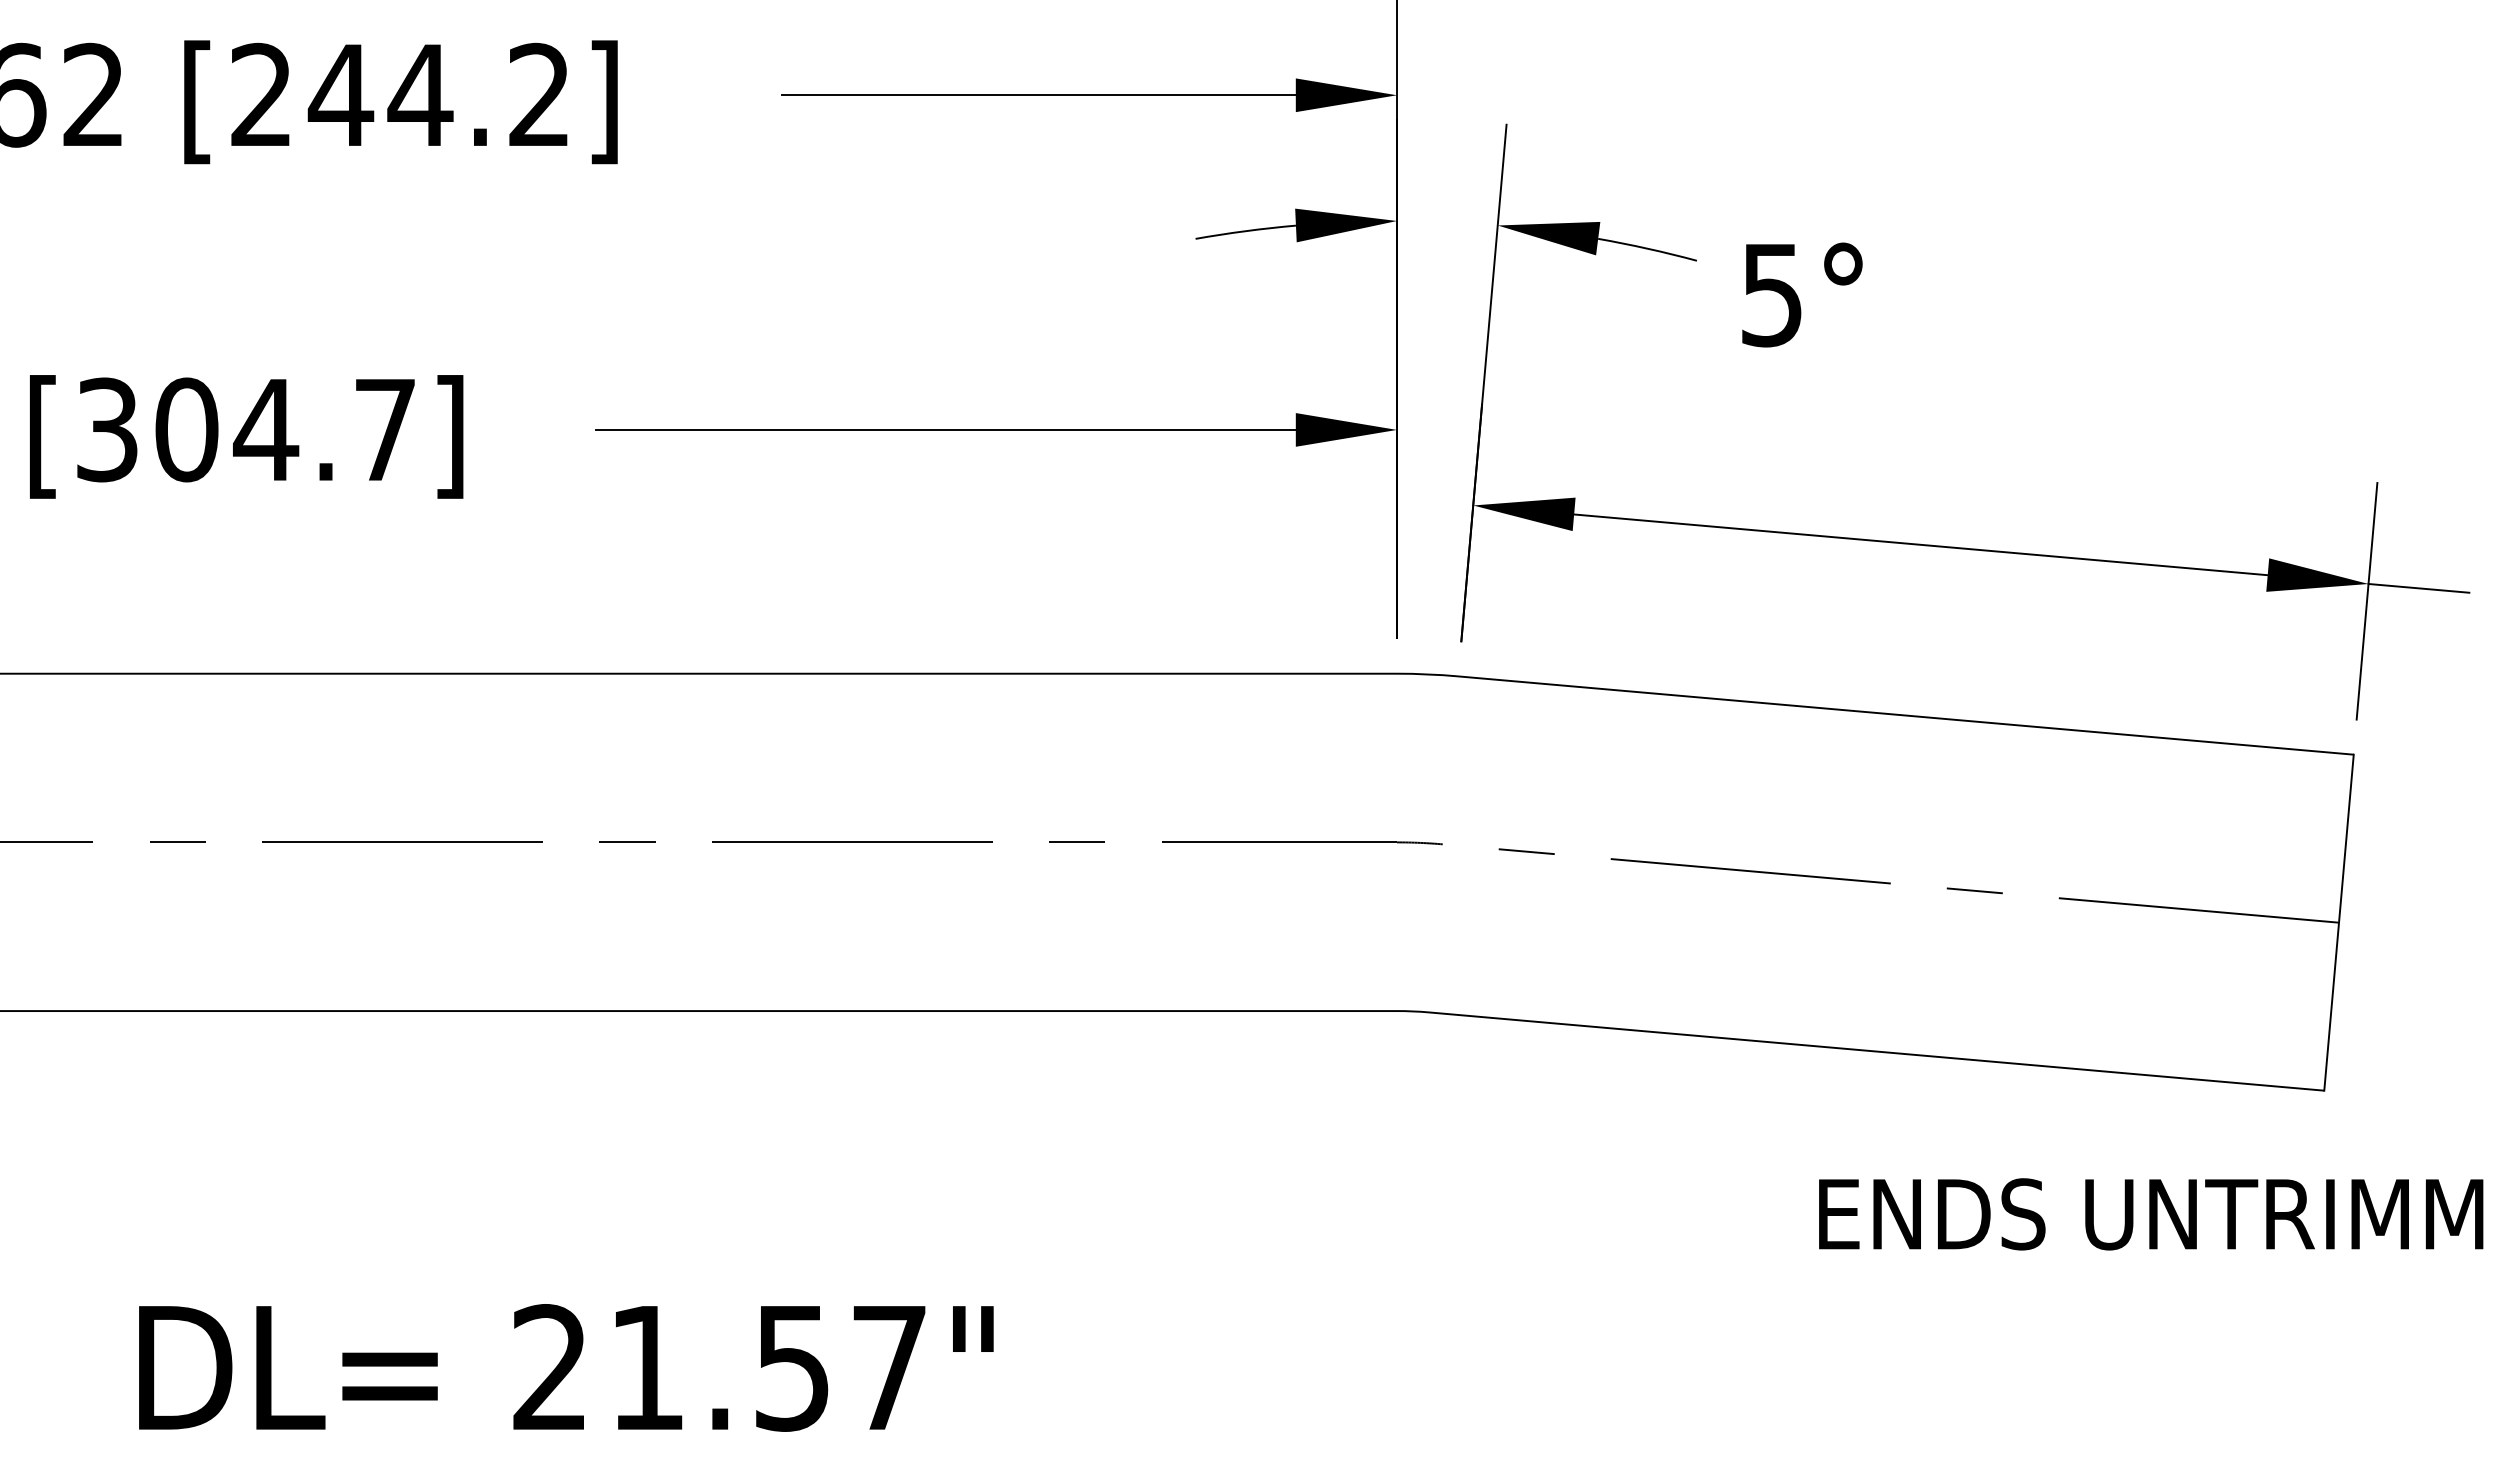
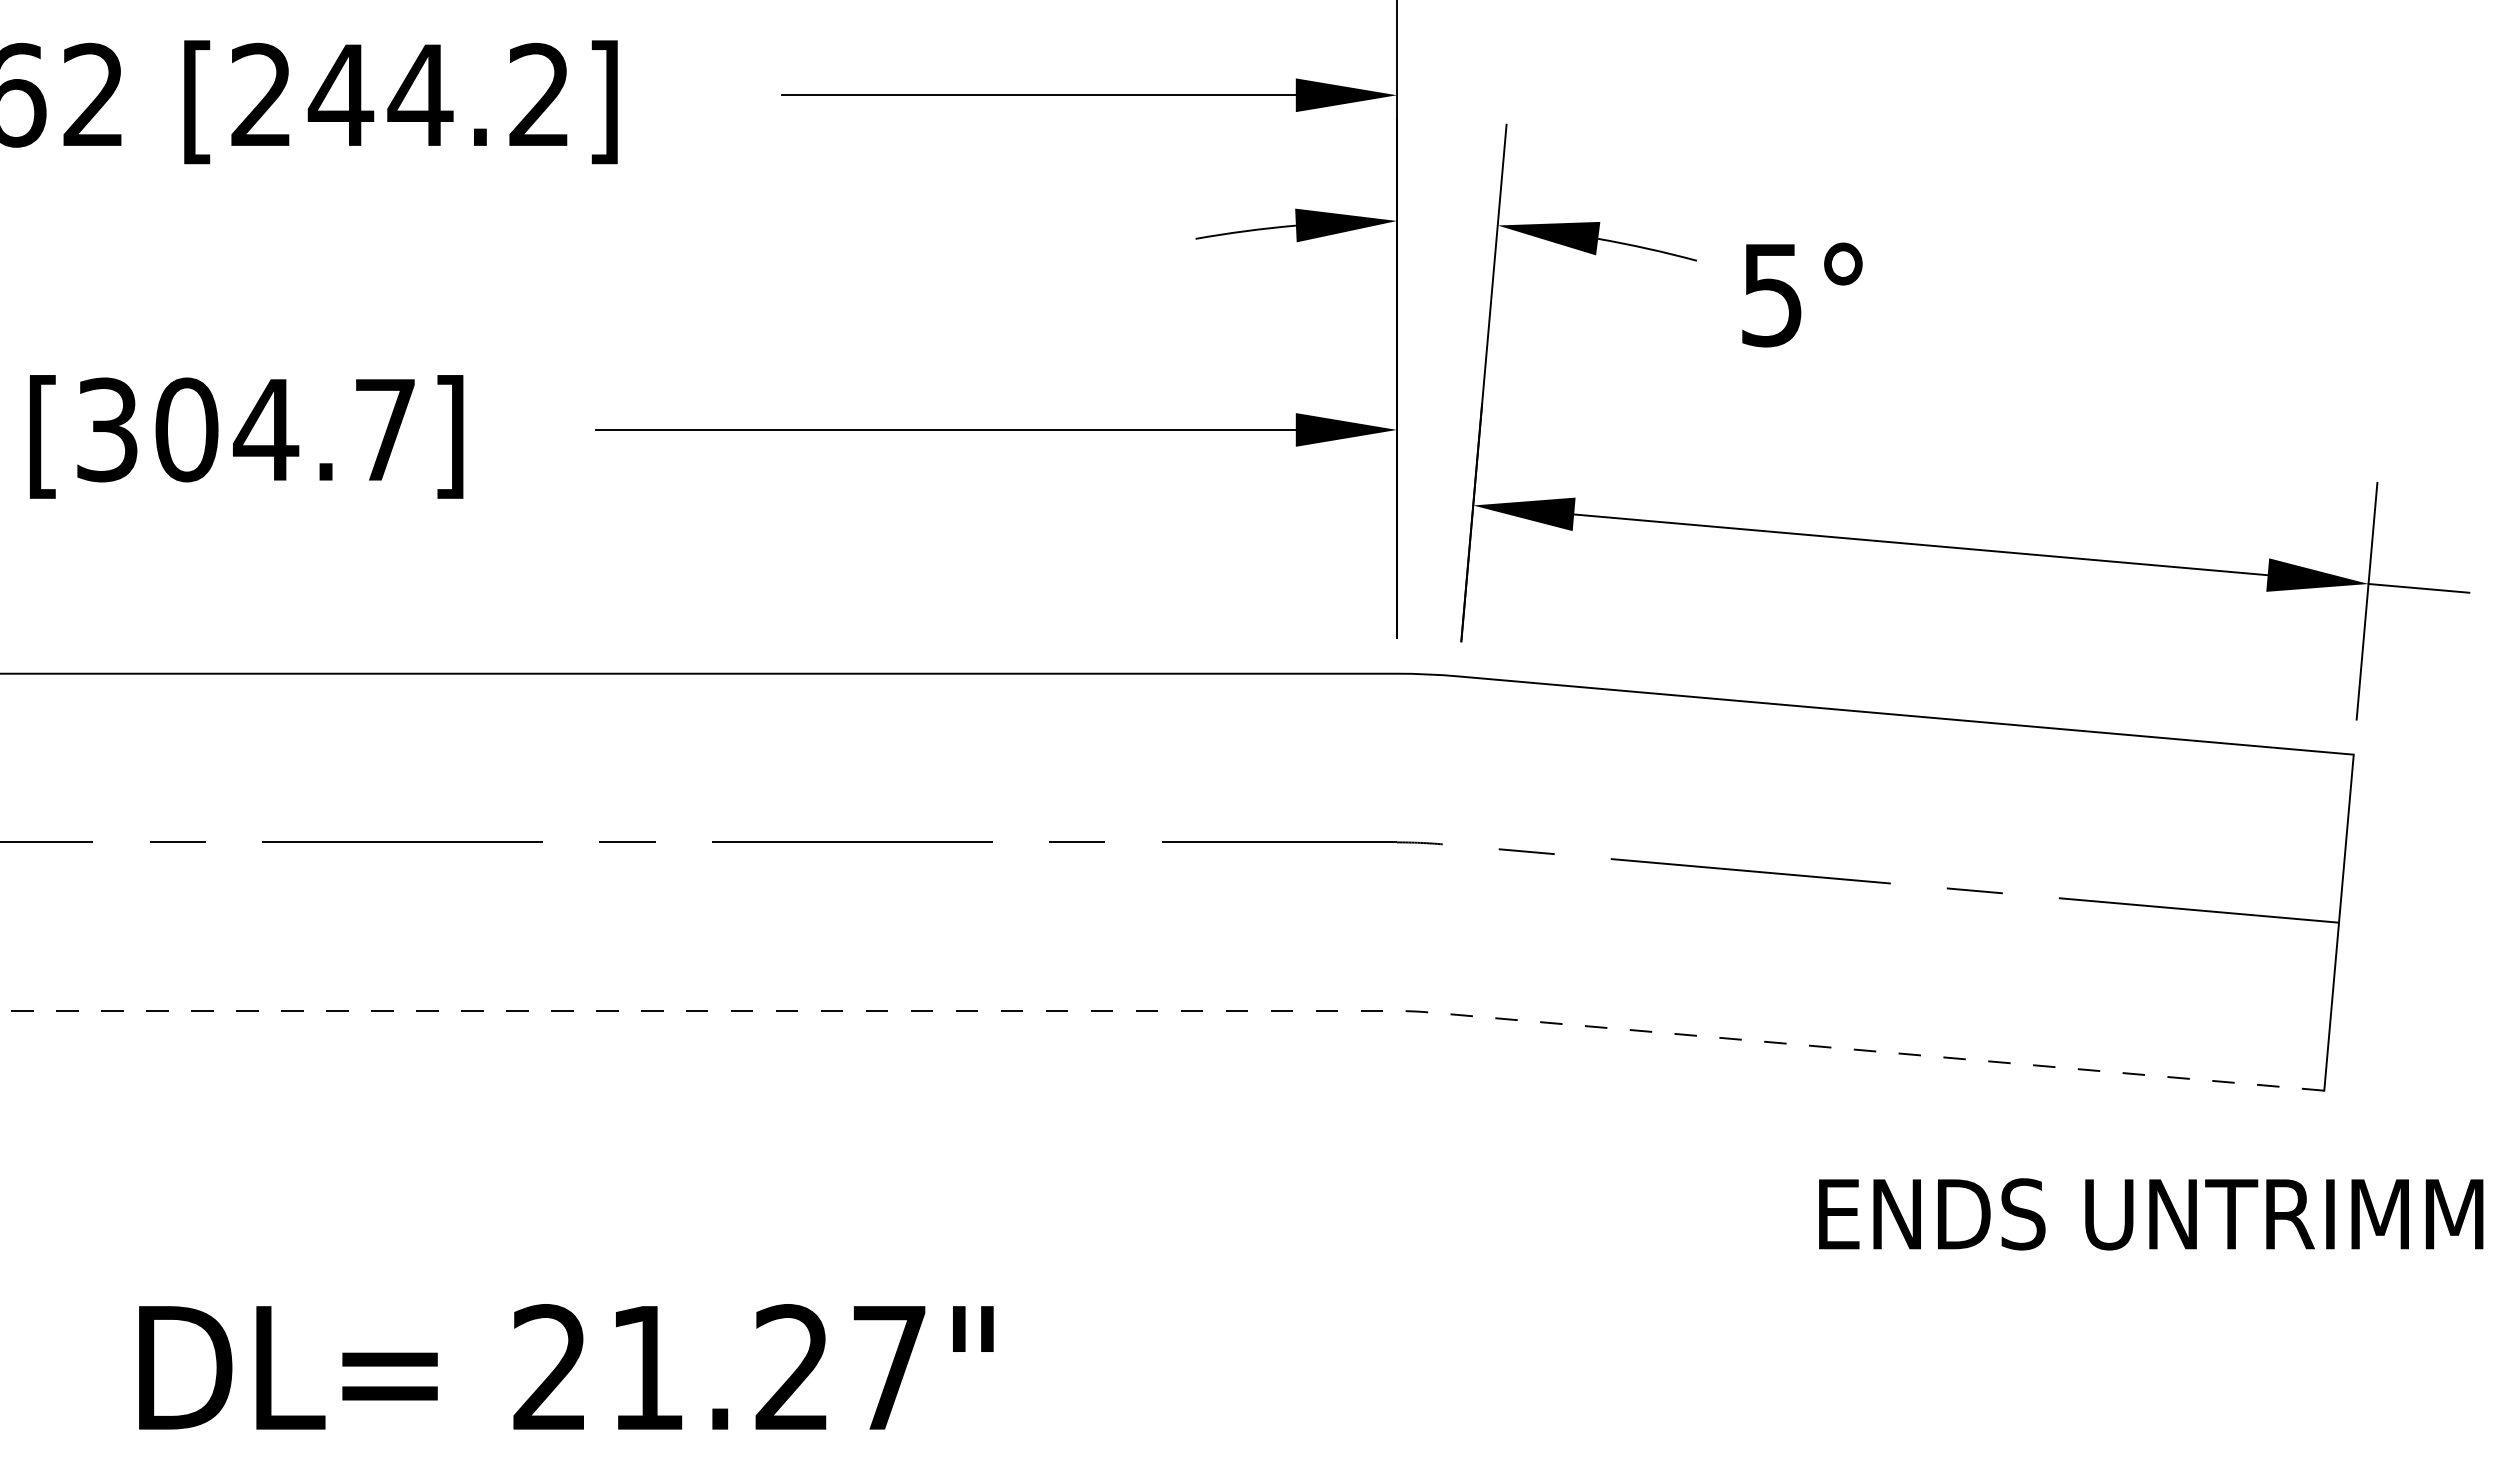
line: solid -> dashed (1166, 1011)
text: 21.57" -> 21.27" (791, 1367)
